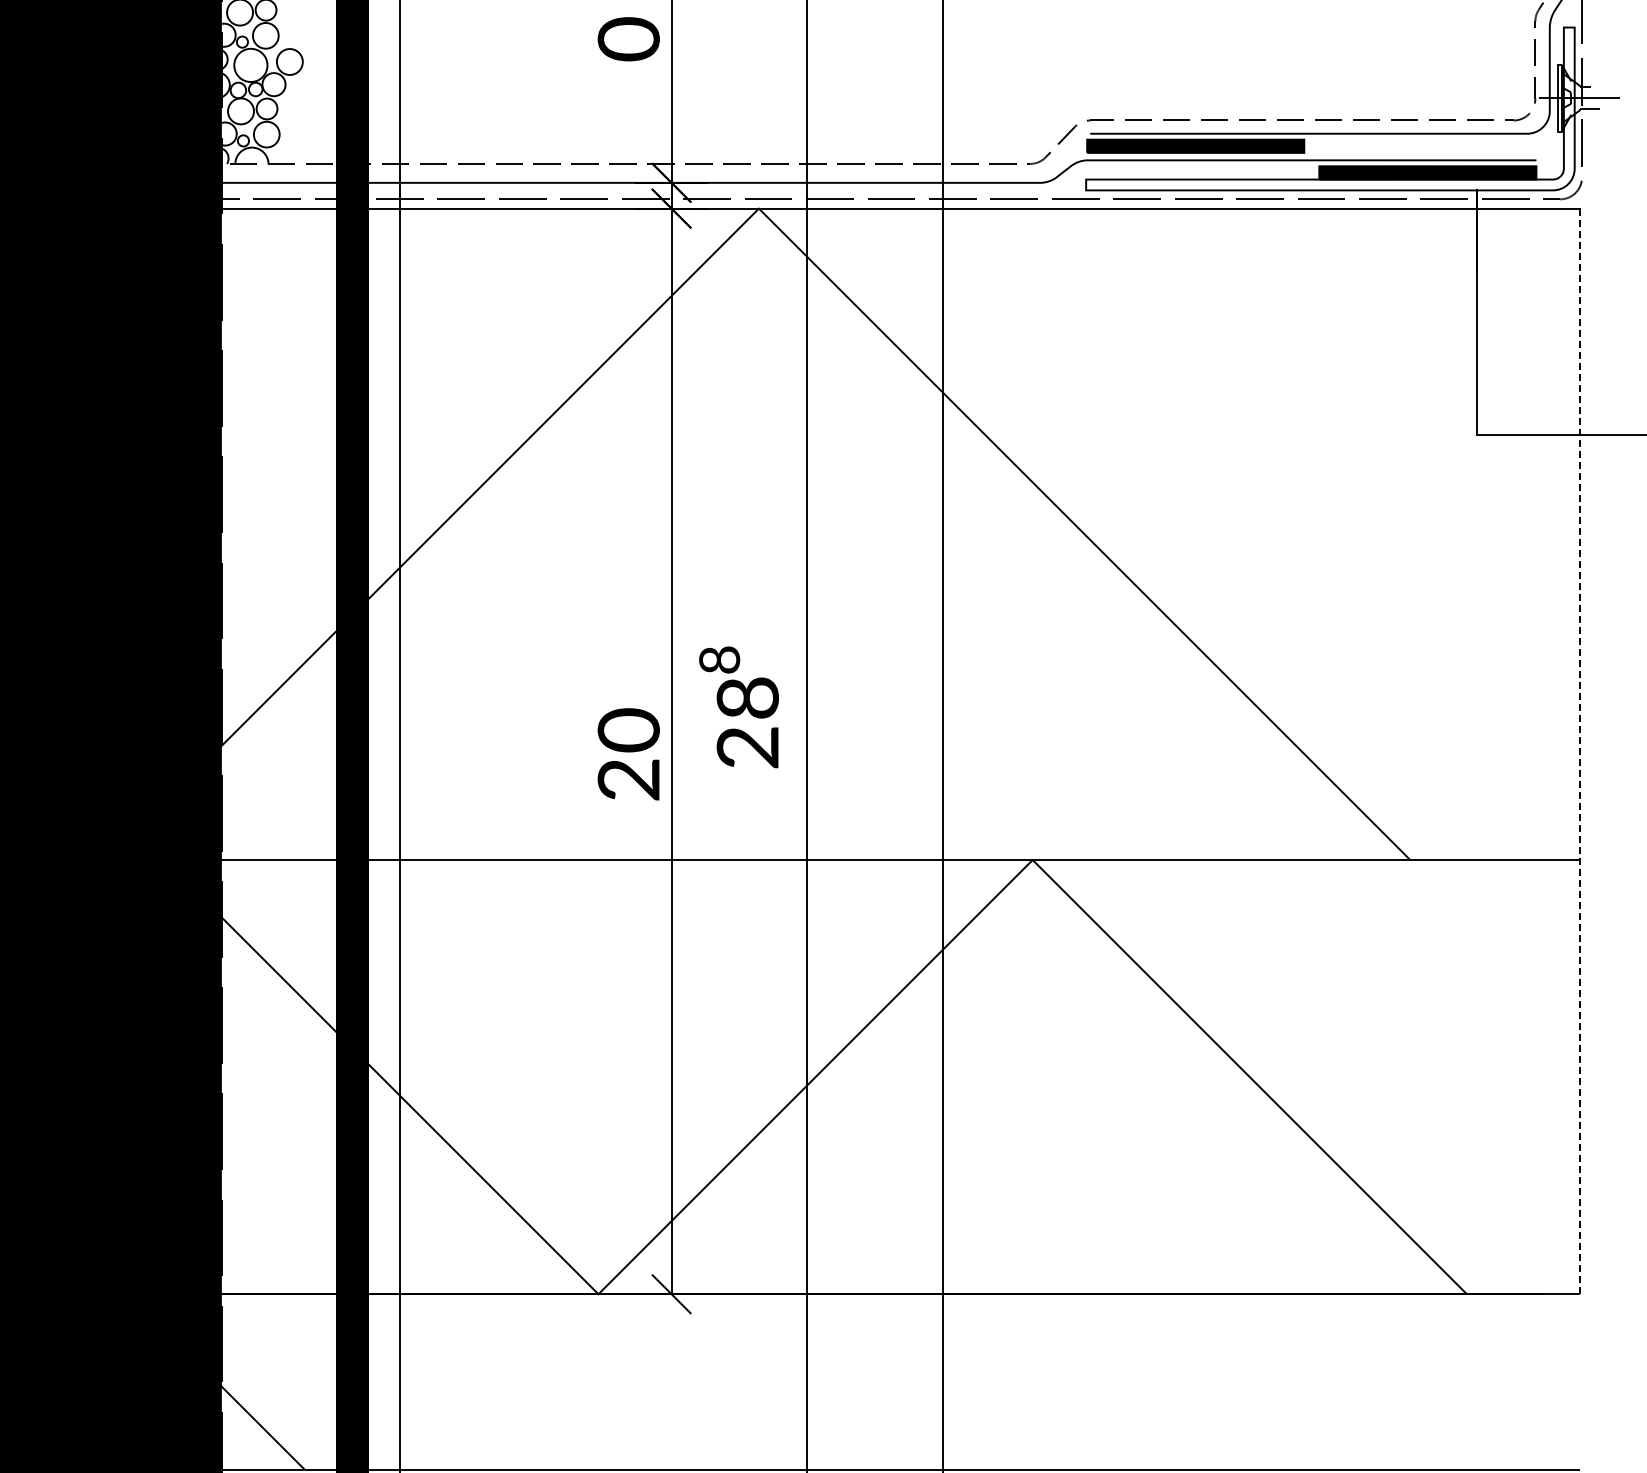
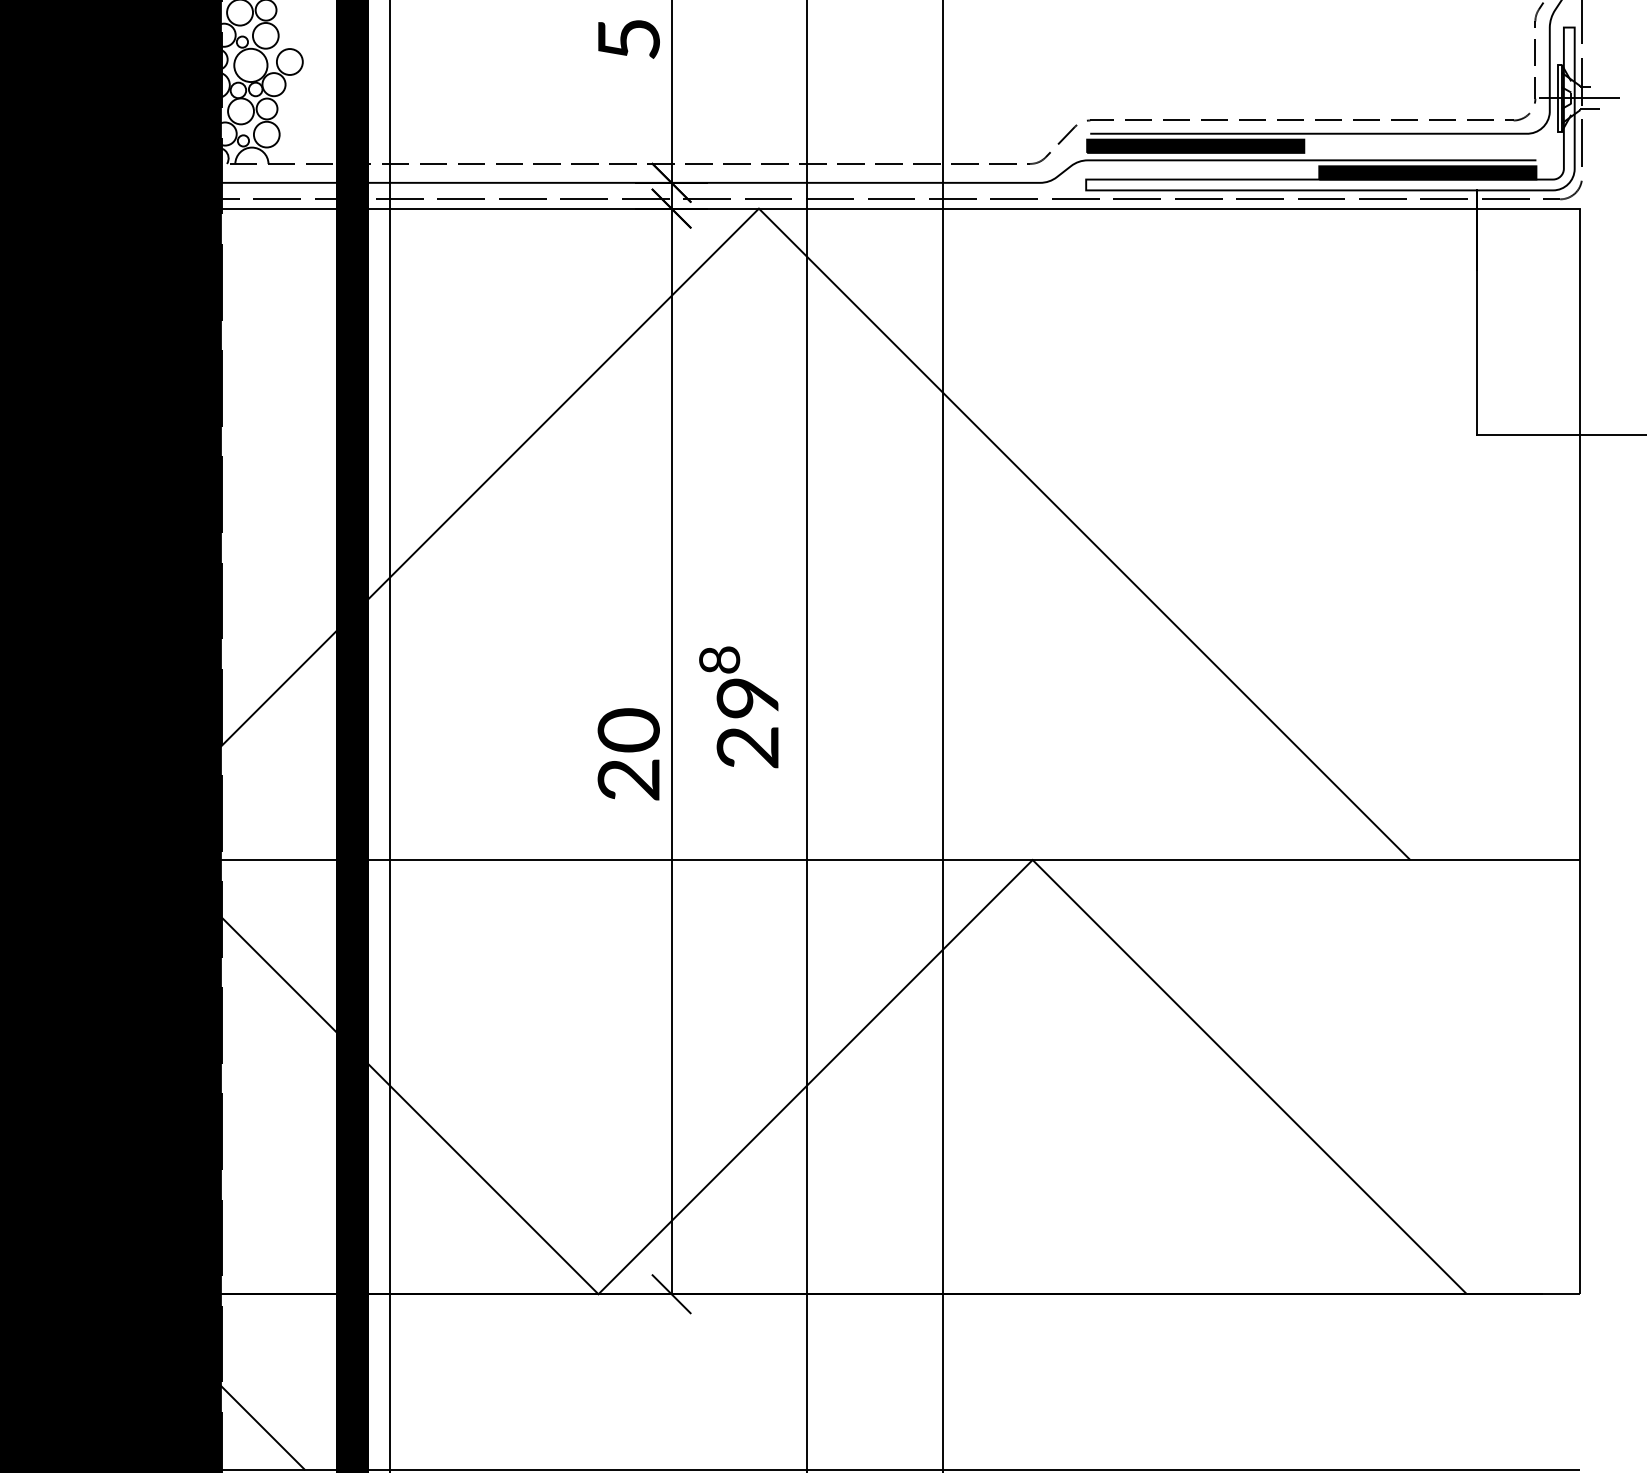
text: 0 -> 5 (628, 39)
text: 28 -> 29 (748, 697)
line position: (400, 735) -> (390, 735) (390, 735)
line: dashed -> solid (1580, 751)
